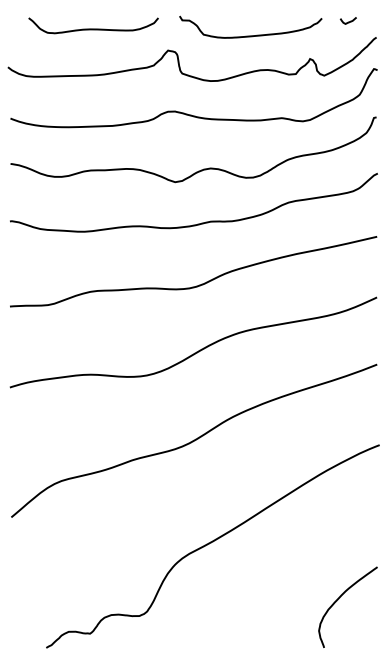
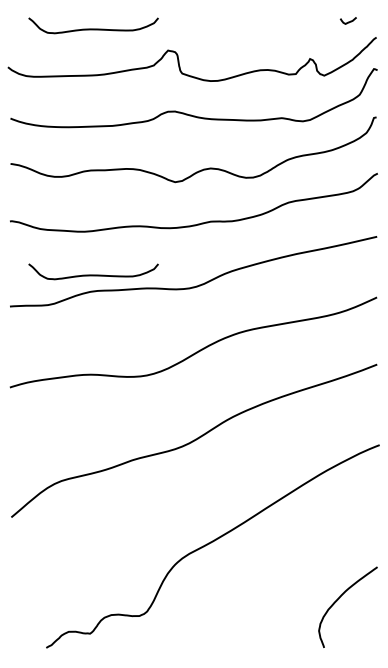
curve: present -> none (250, 35)
curve: none -> present (93, 274)
